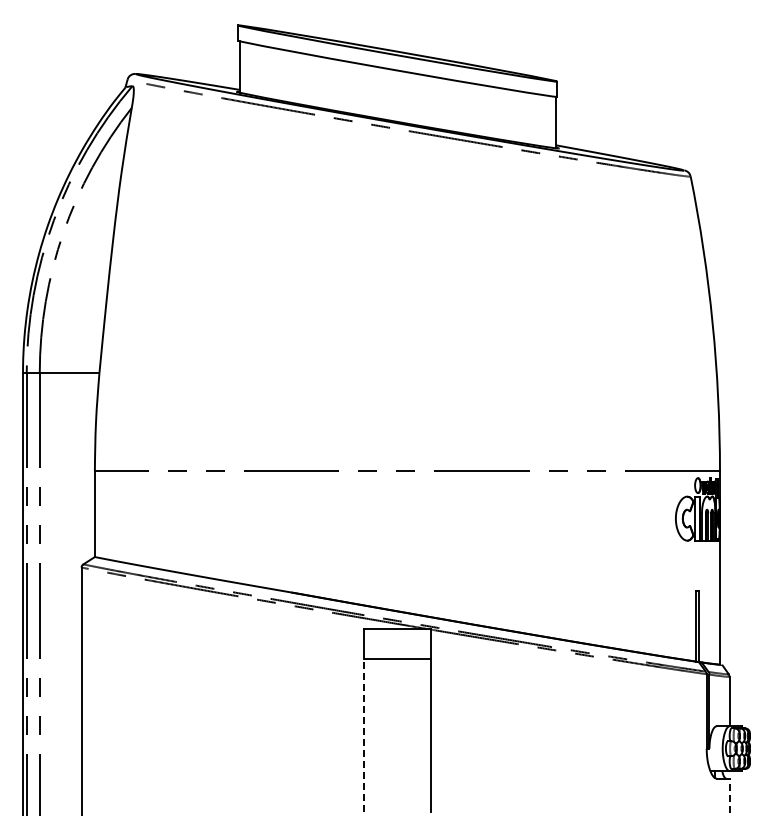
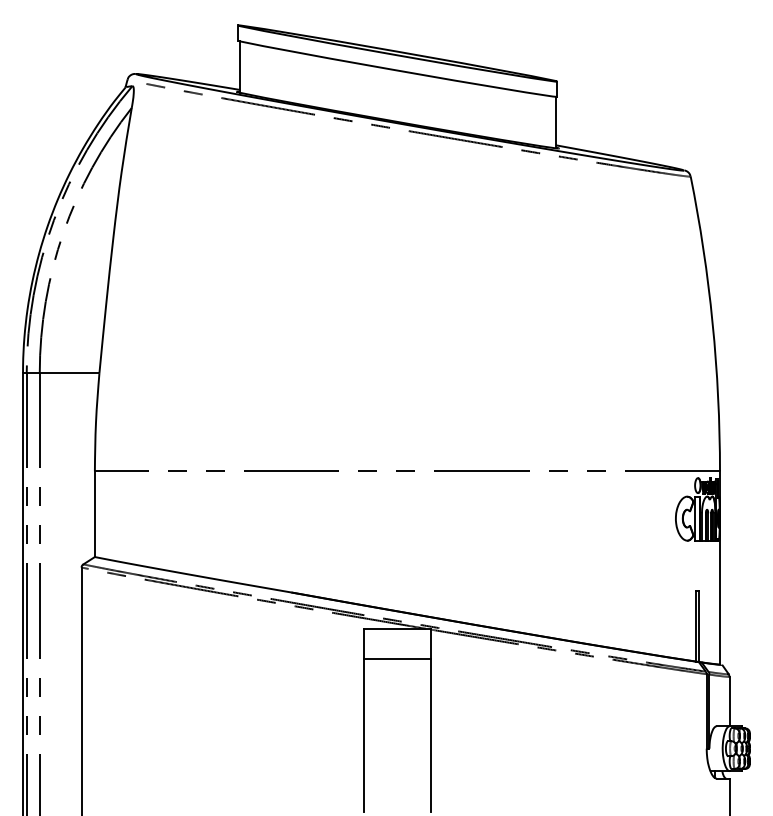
line: dashed -> solid (364, 735)
line: dashed -> solid (729, 796)
